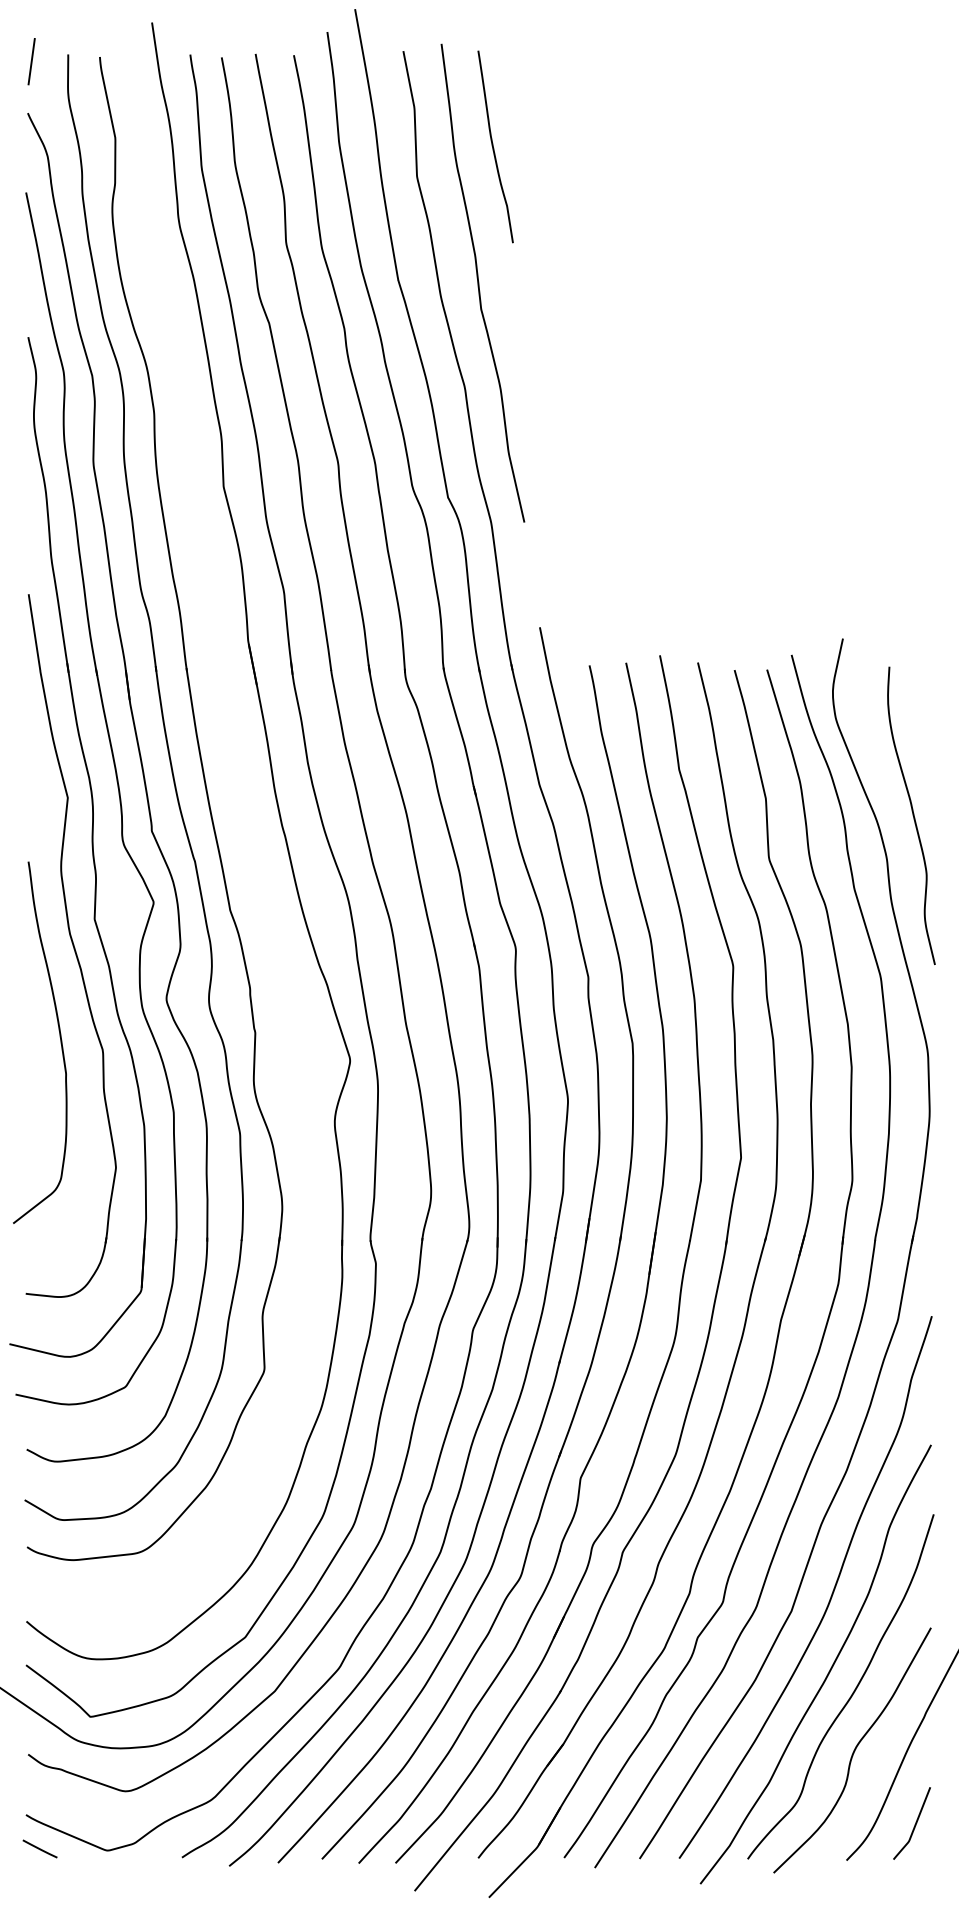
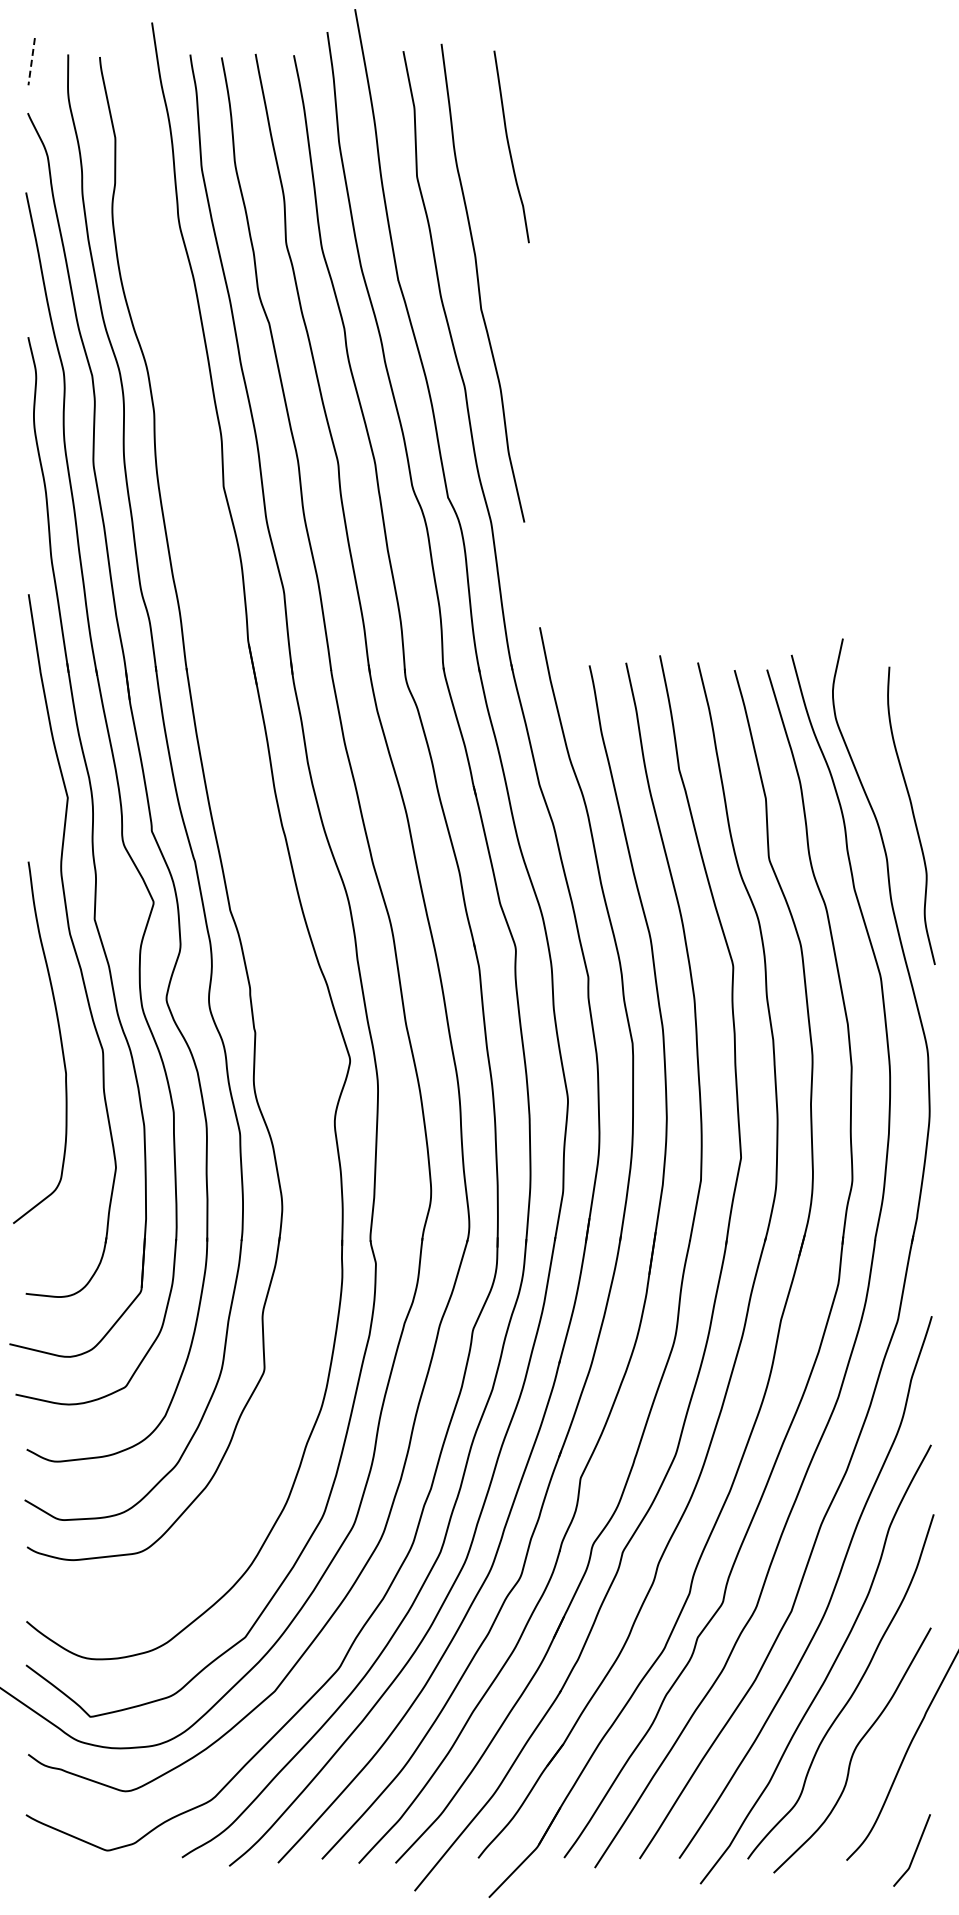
line: solid -> dashed (31, 61)
curve position: (493, 146) -> (509, 146) (509, 146)
curve position: (914, 1824) -> (914, 1851) (914, 1851)
line: present -> none (39, 1848)
